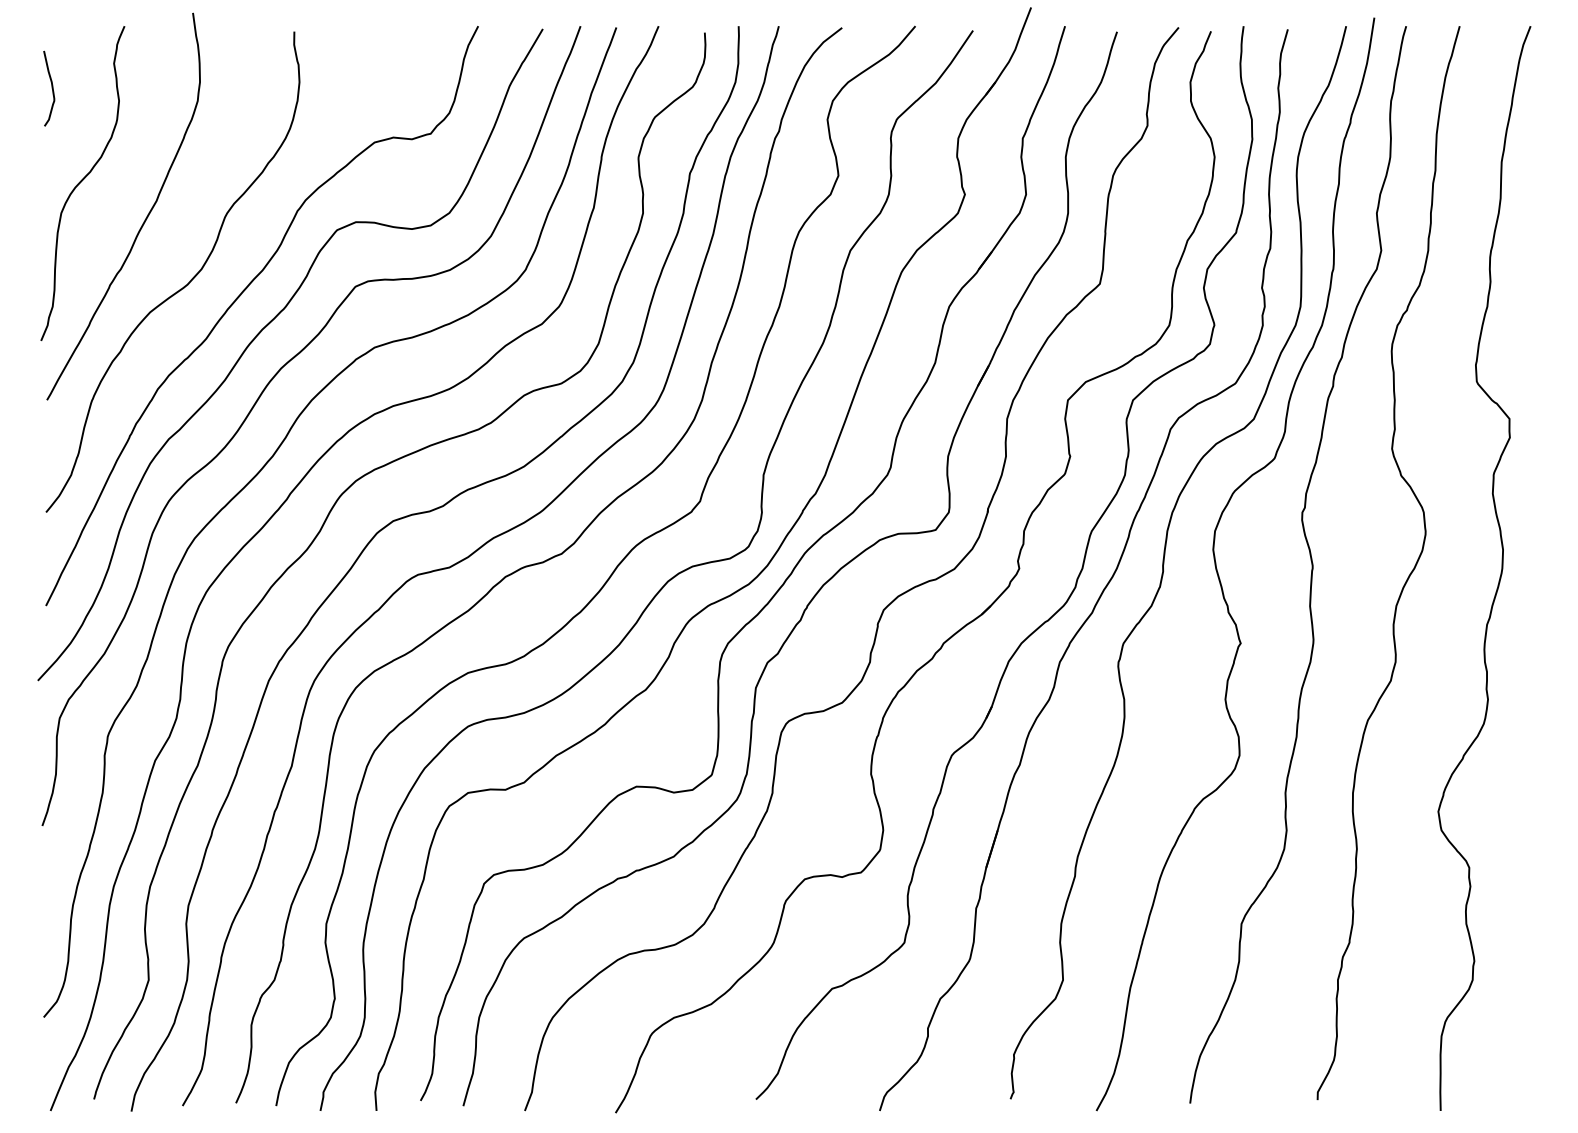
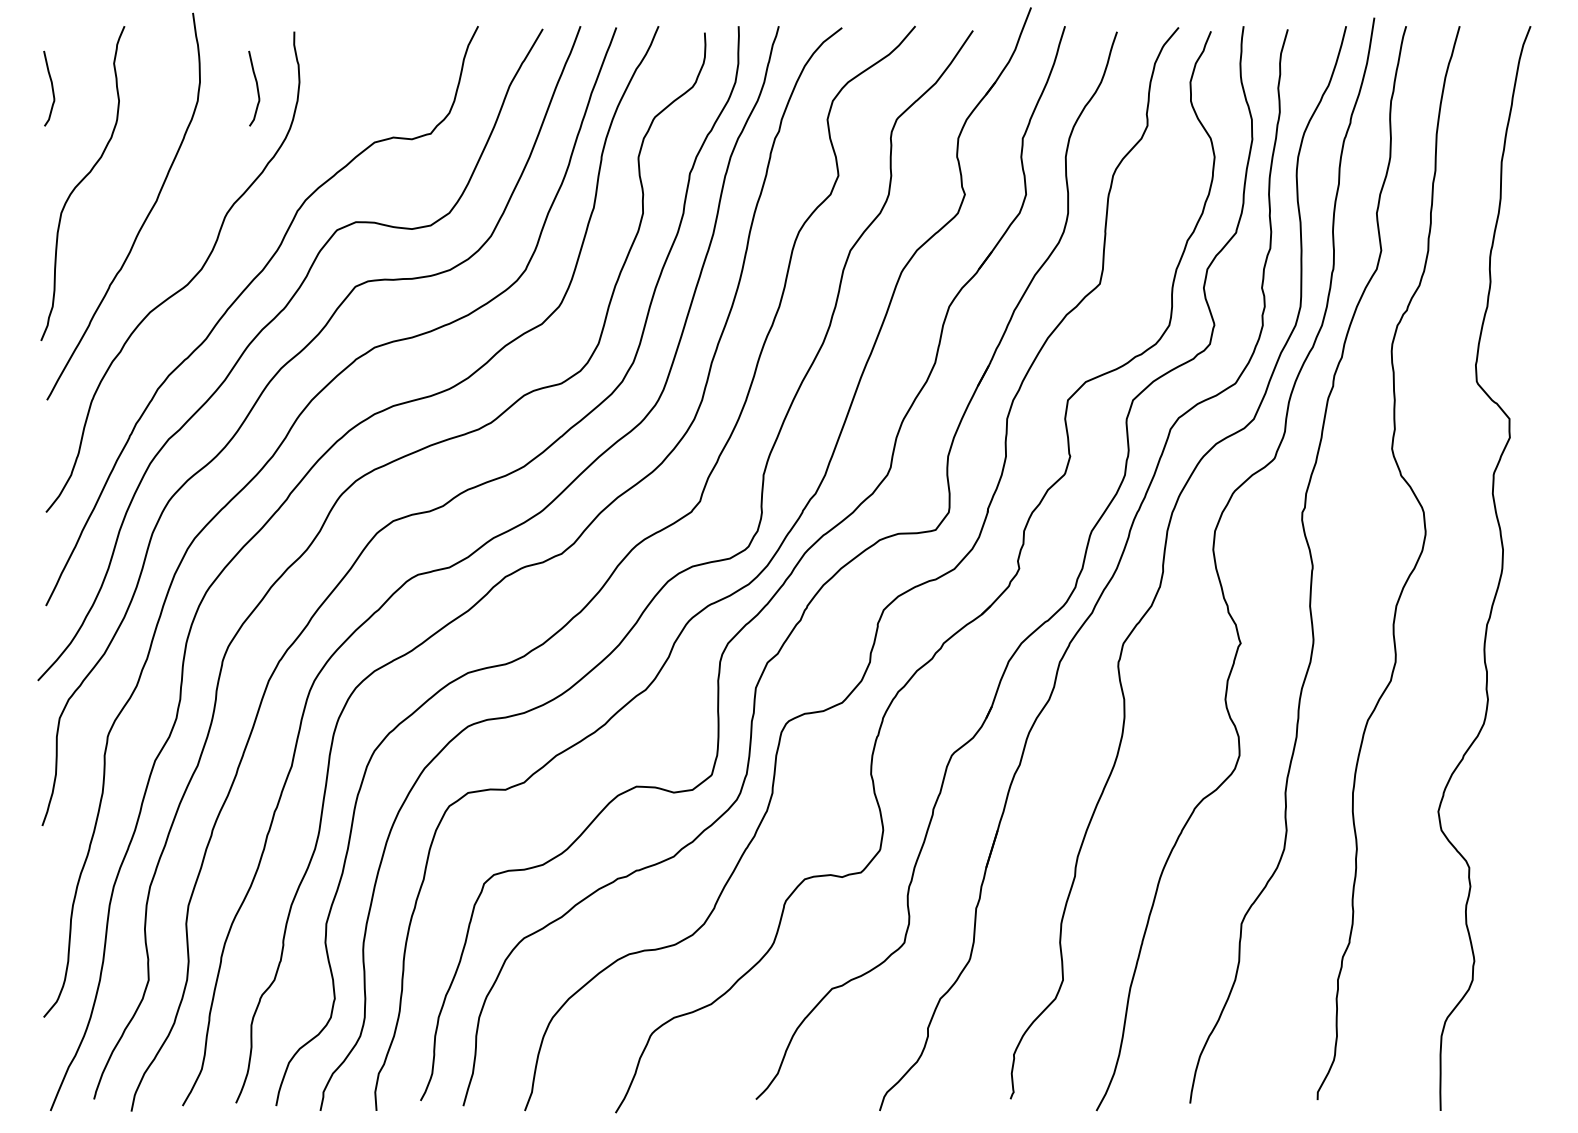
curve: none -> present (256, 88)
